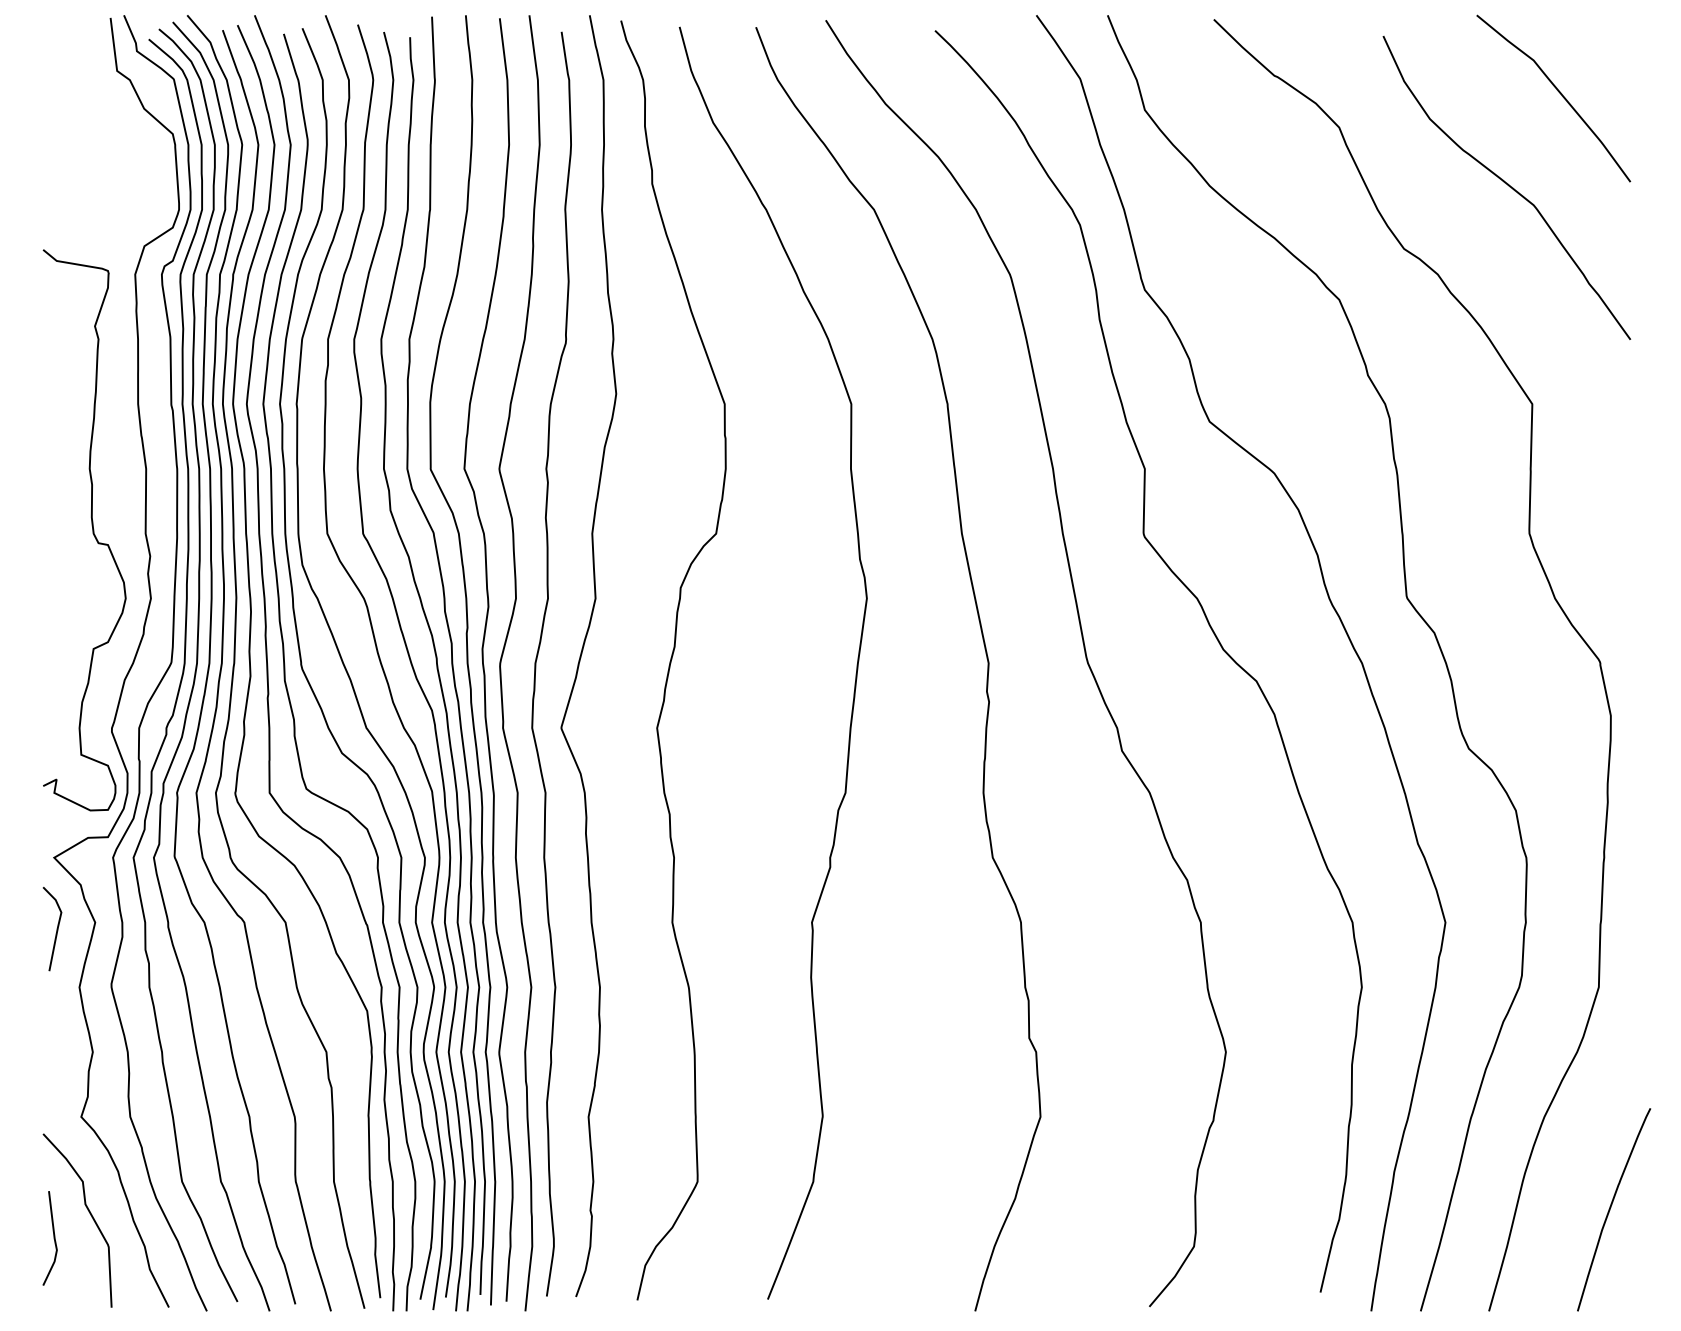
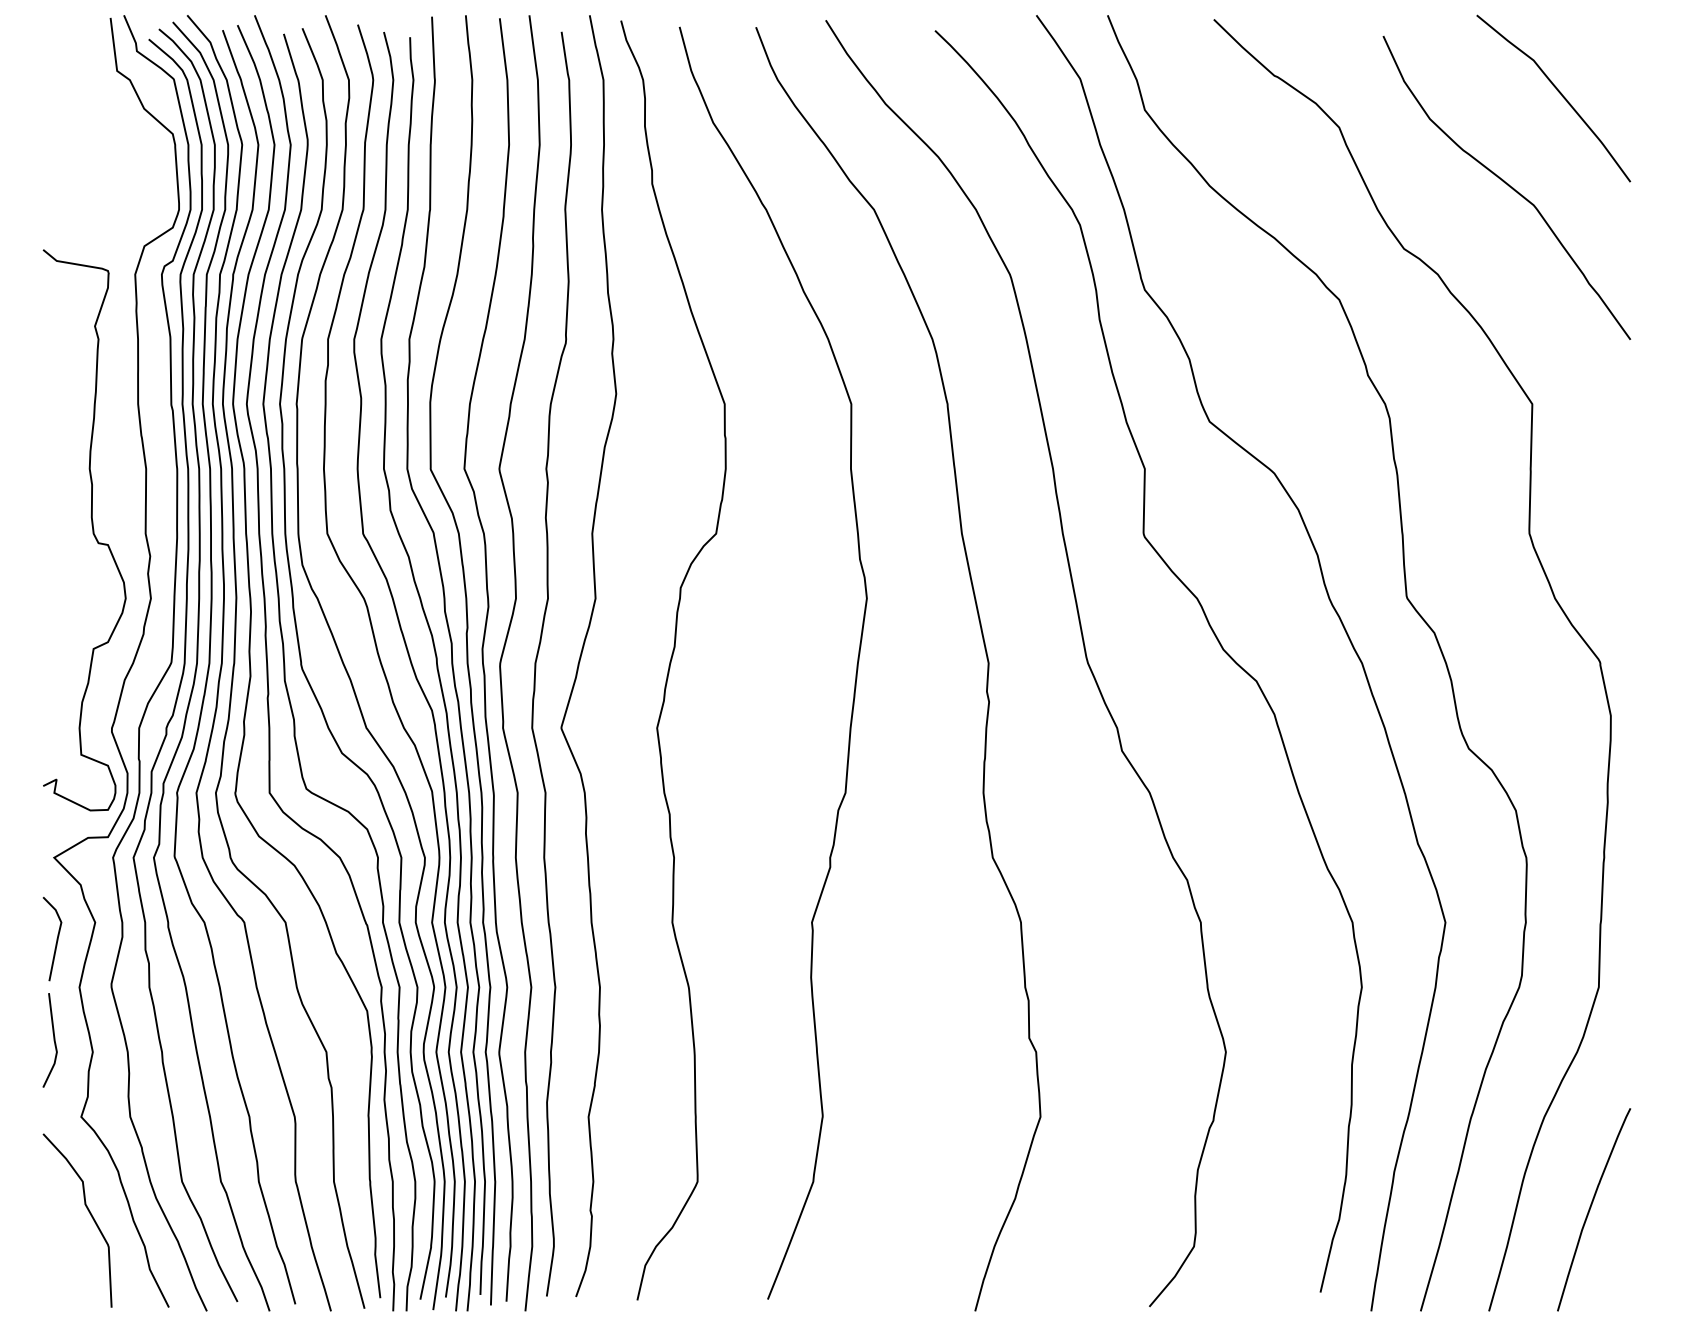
line position: (56, 929) -> (56, 939) (56, 939)
curve position: (1611, 1207) -> (1591, 1207) (1591, 1207)
line position: (53, 1238) -> (53, 1040) (53, 1040)
